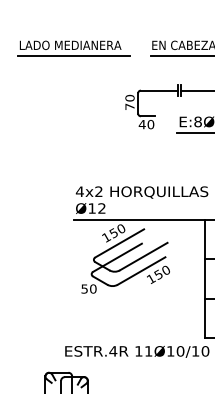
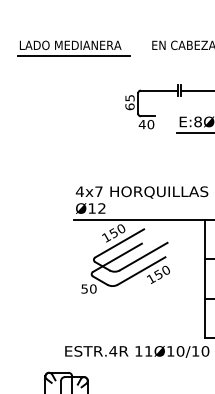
line: present -> none (180, 55)
text: 70 -> 65 (129, 102)
text: 4x2 -> 4x7 (98, 191)
